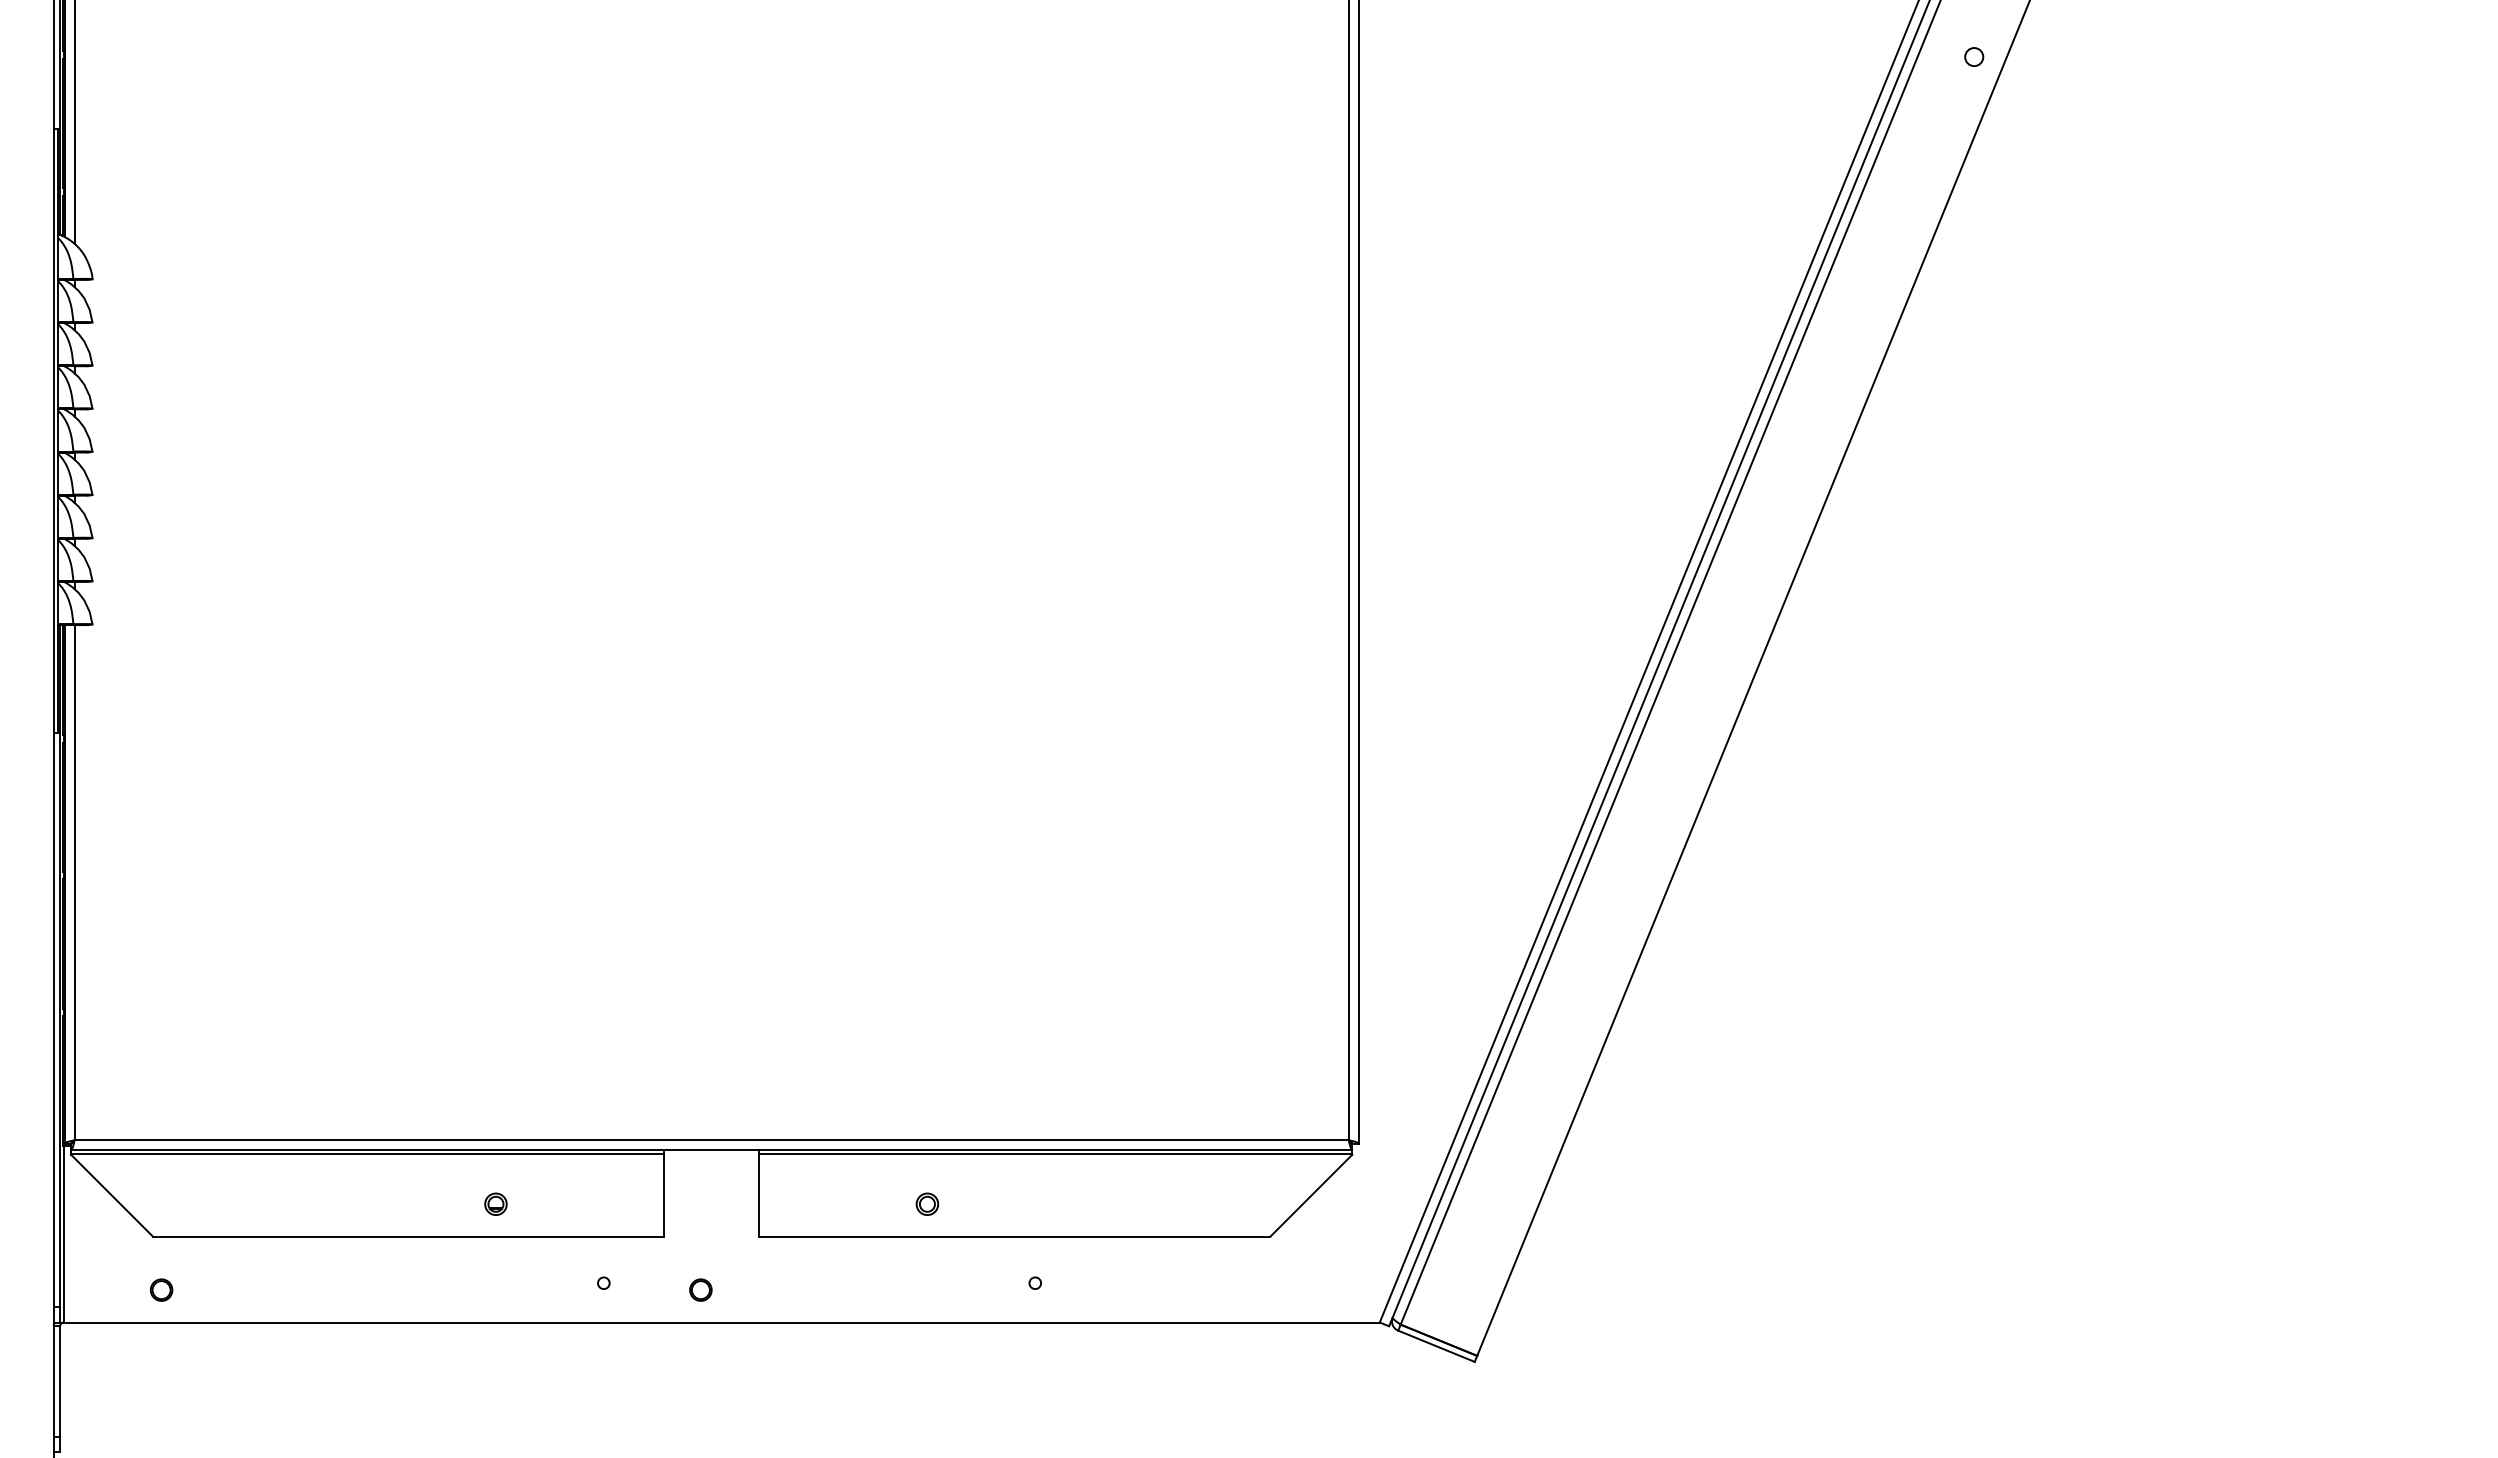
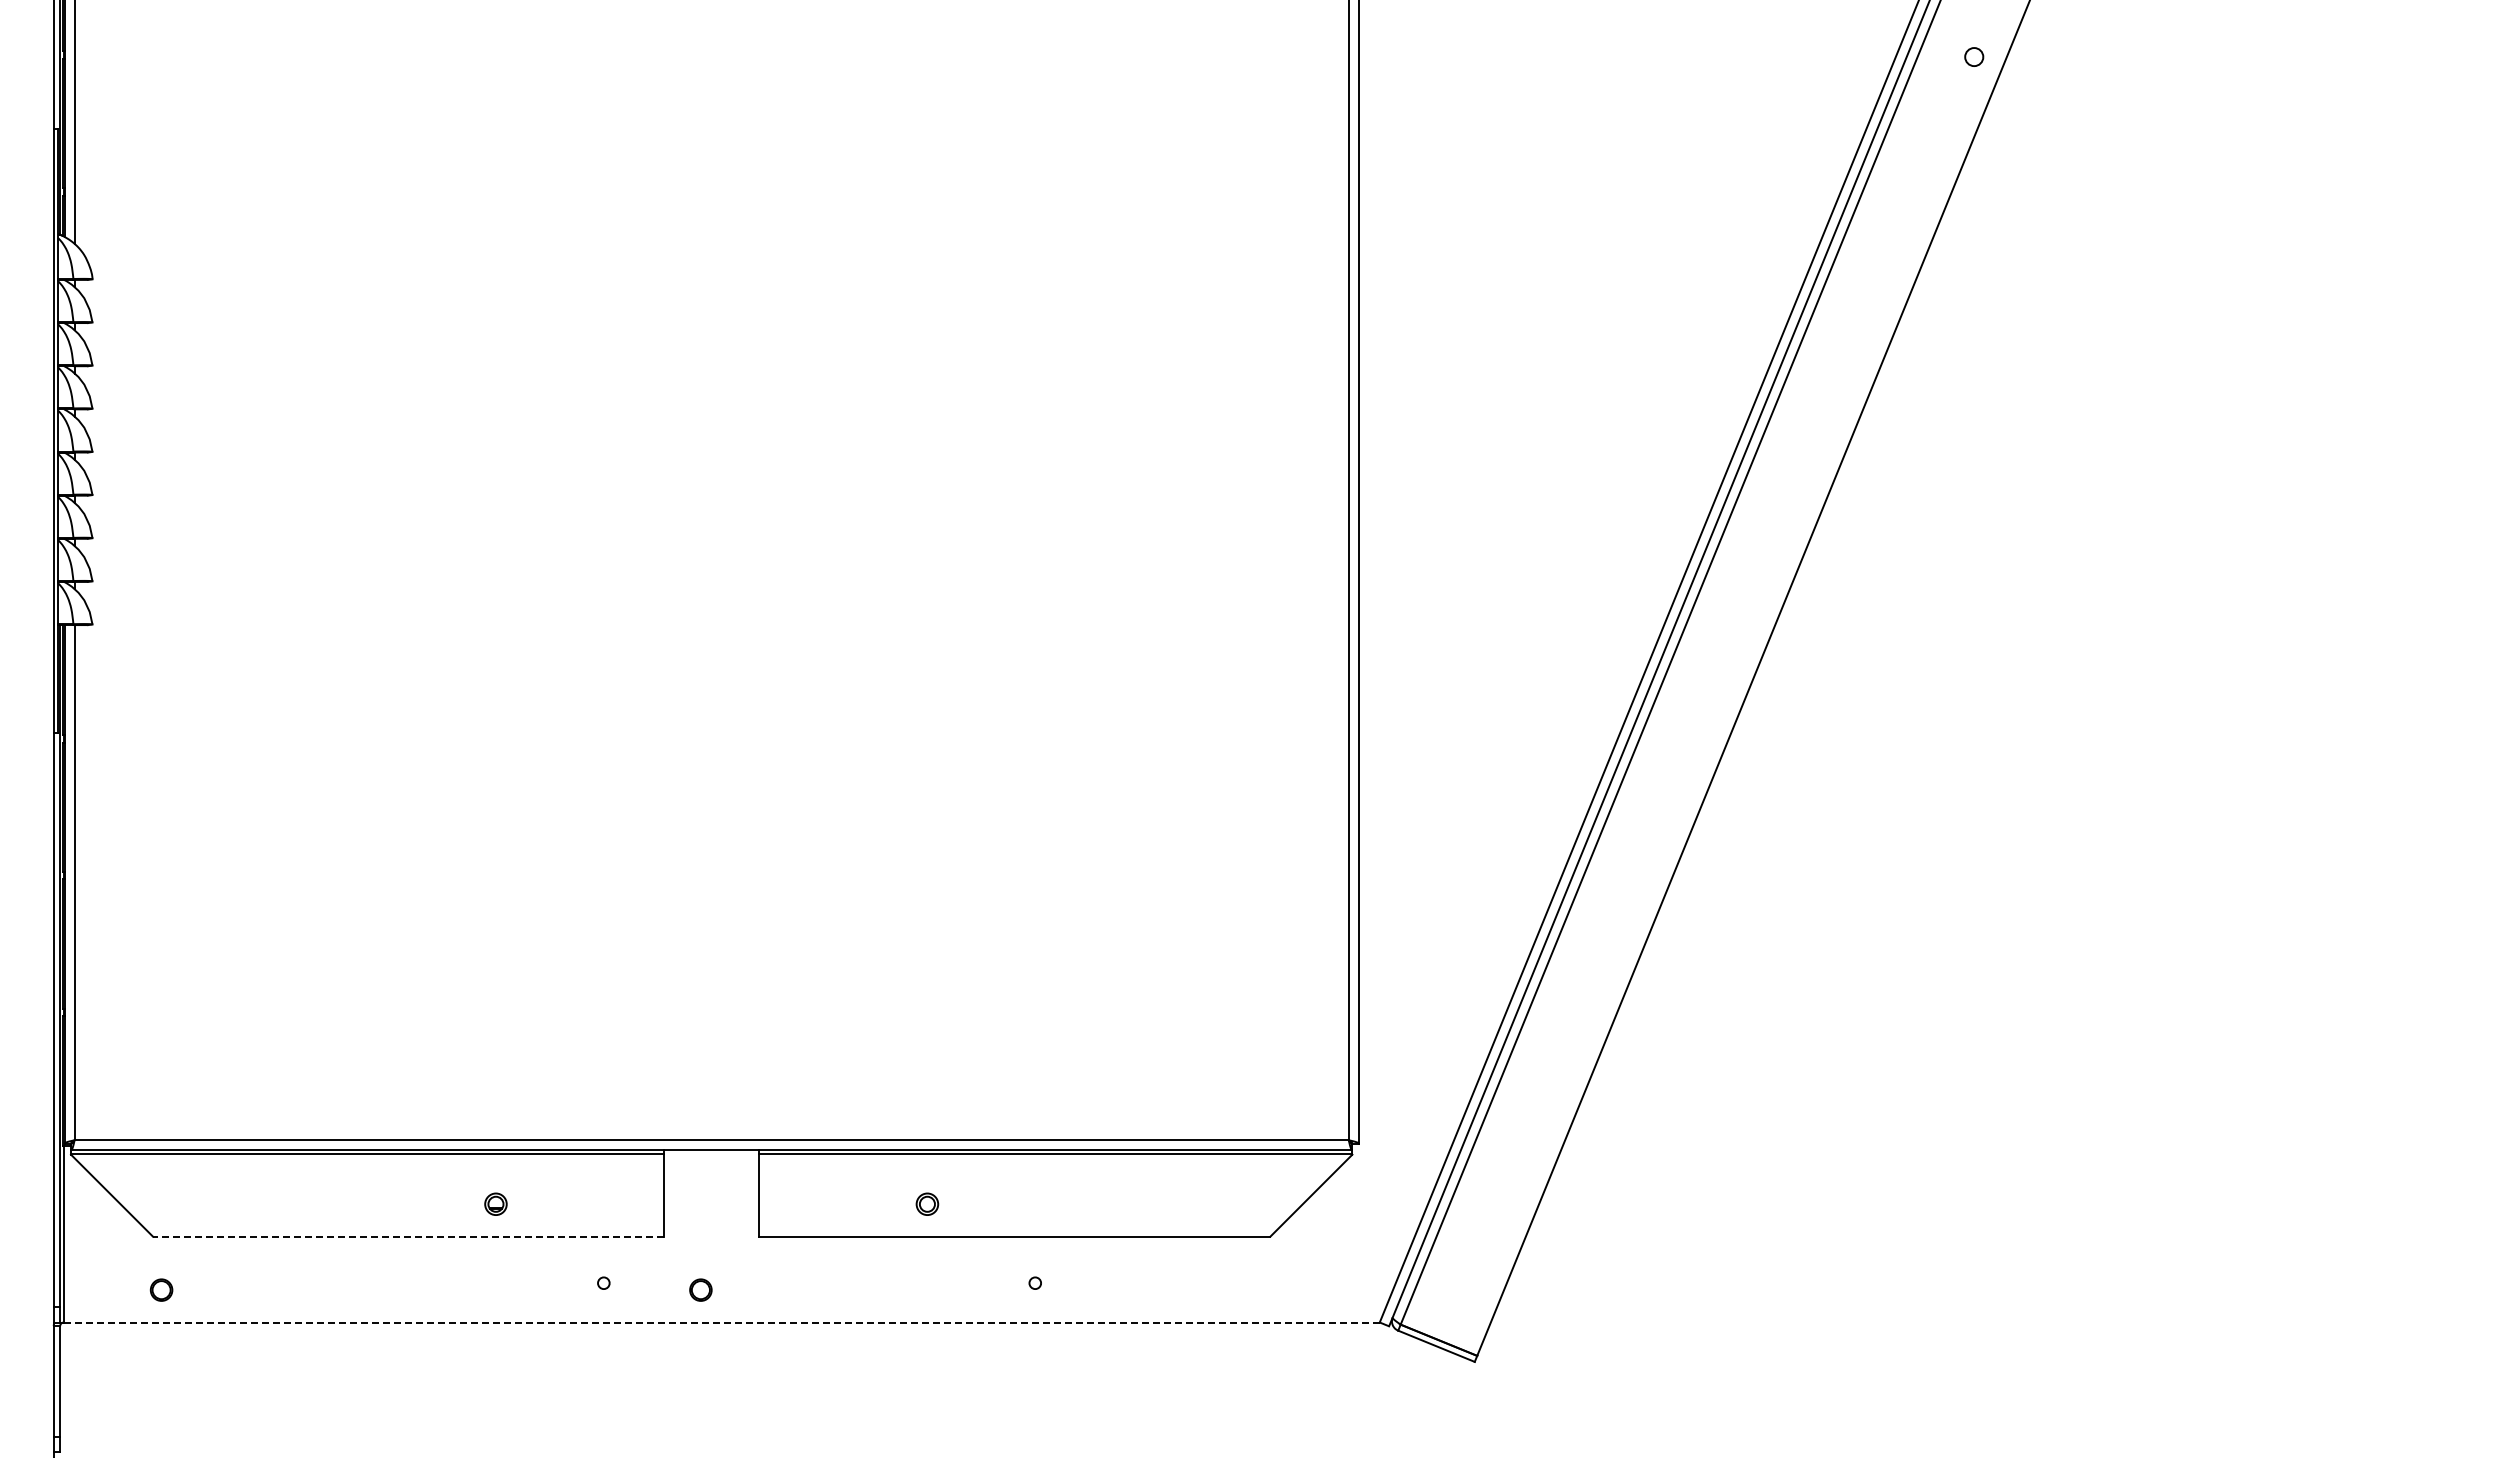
line: solid -> dashed (408, 1236)
line: solid -> dashed (721, 1322)
